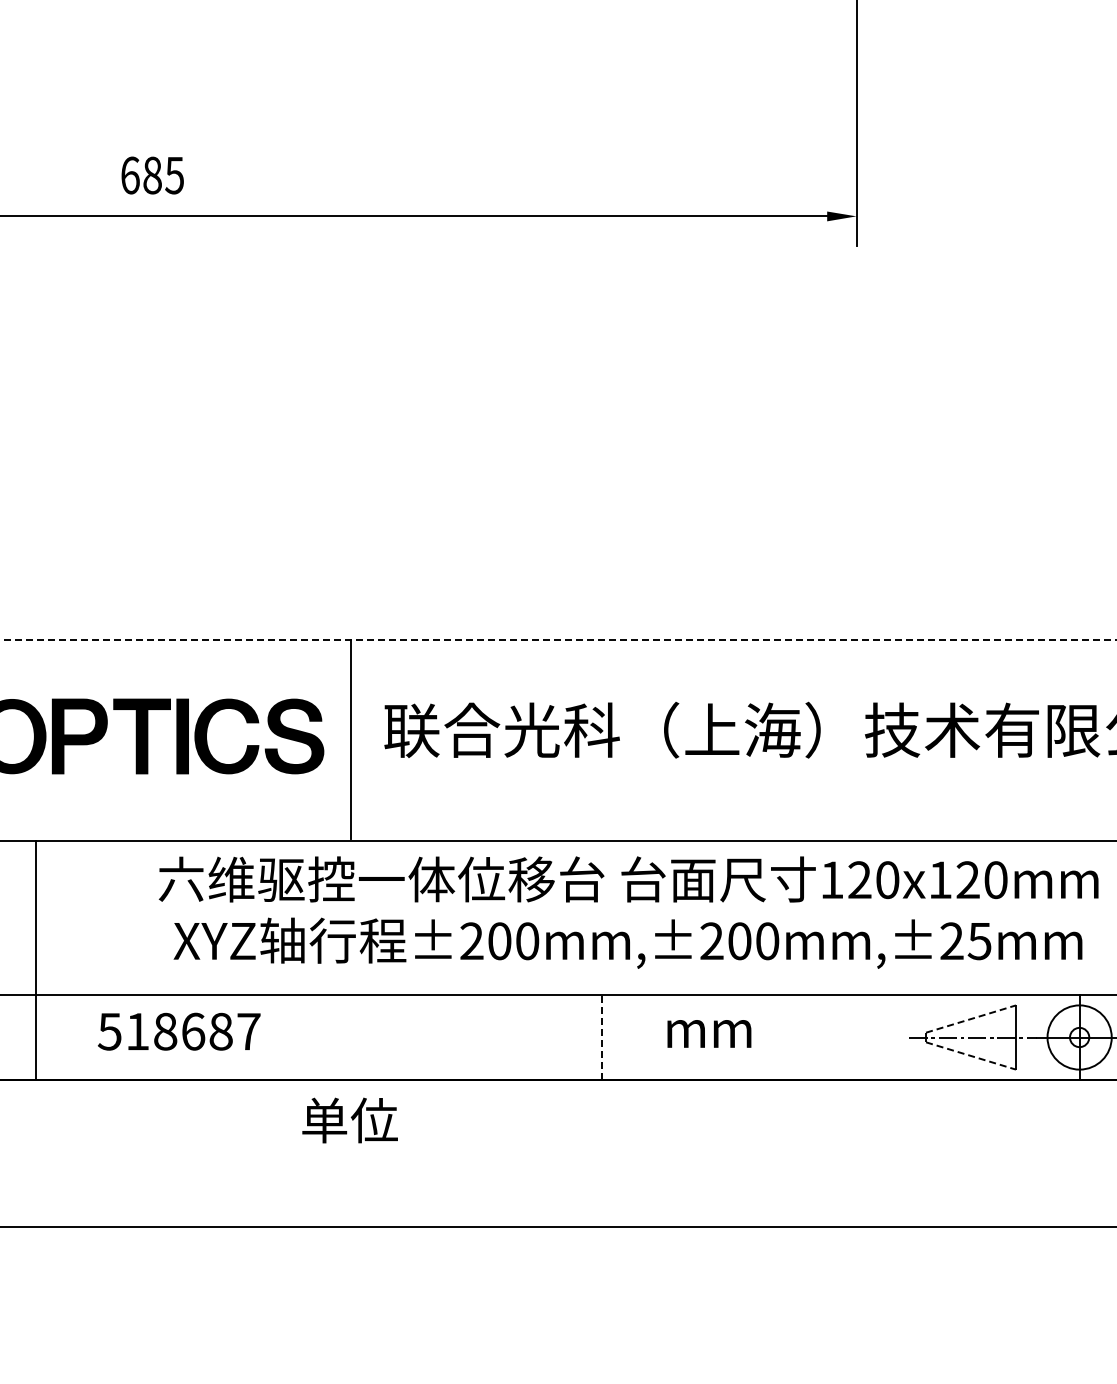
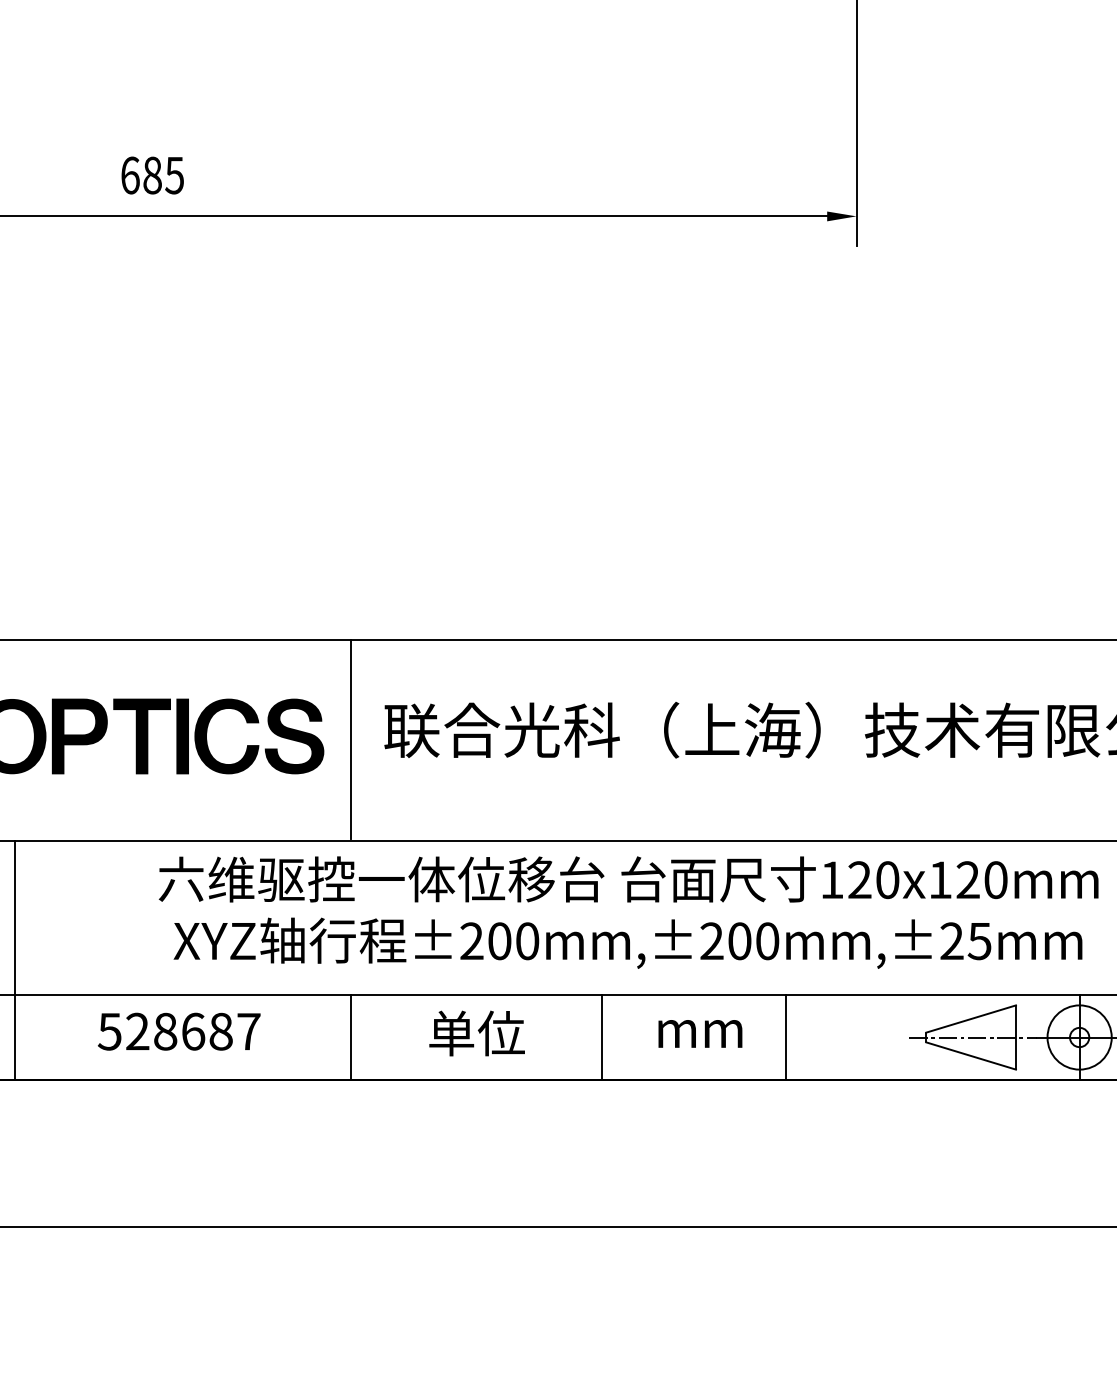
line: dashed -> solid (558, 640)
line position: (36, 960) -> (15, 960) (15, 960)
line: dashed -> solid (971, 1019)
text: 518687 -> 528687 (137, 1031)
text position: (709, 1033) -> (700, 1033) (700, 1033)
line: none -> present (351, 1037)
line: dashed -> solid (602, 1037)
line: none -> present (786, 1037)
line: dashed -> solid (971, 1055)
text position: (349, 1120) -> (476, 1033) (476, 1033)
